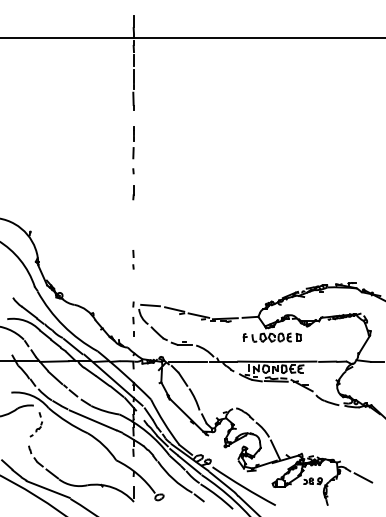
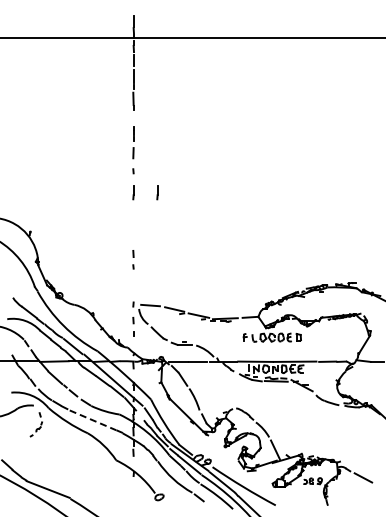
line: none -> present (157, 192)
line: solid -> dashed (93, 420)
part: present -> none (84, 484)
